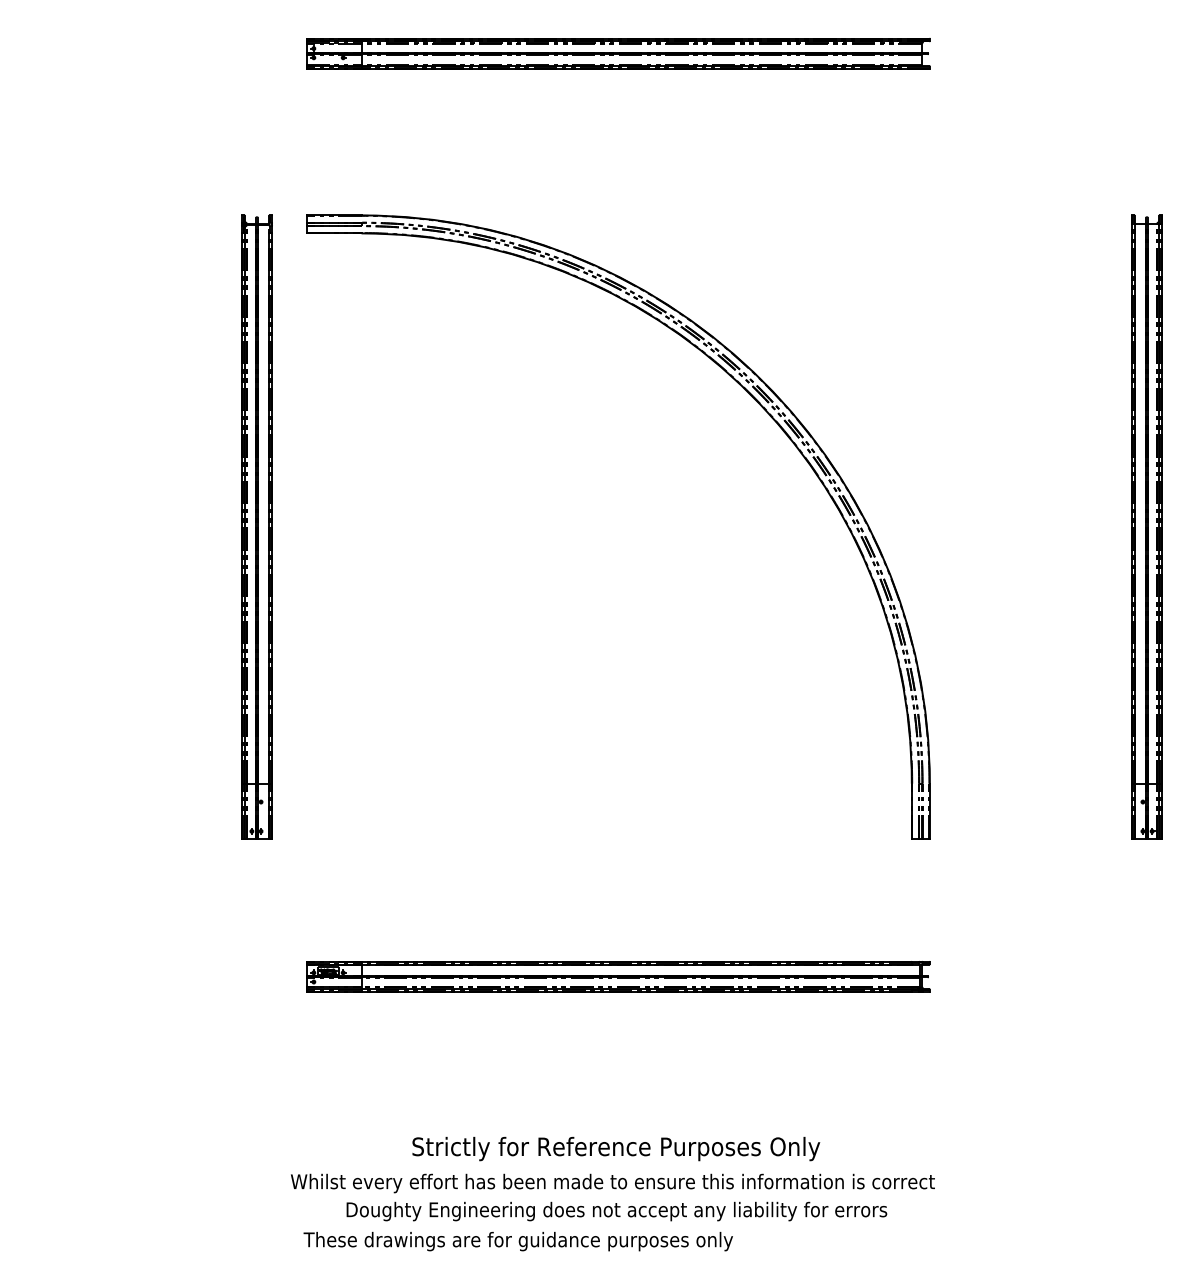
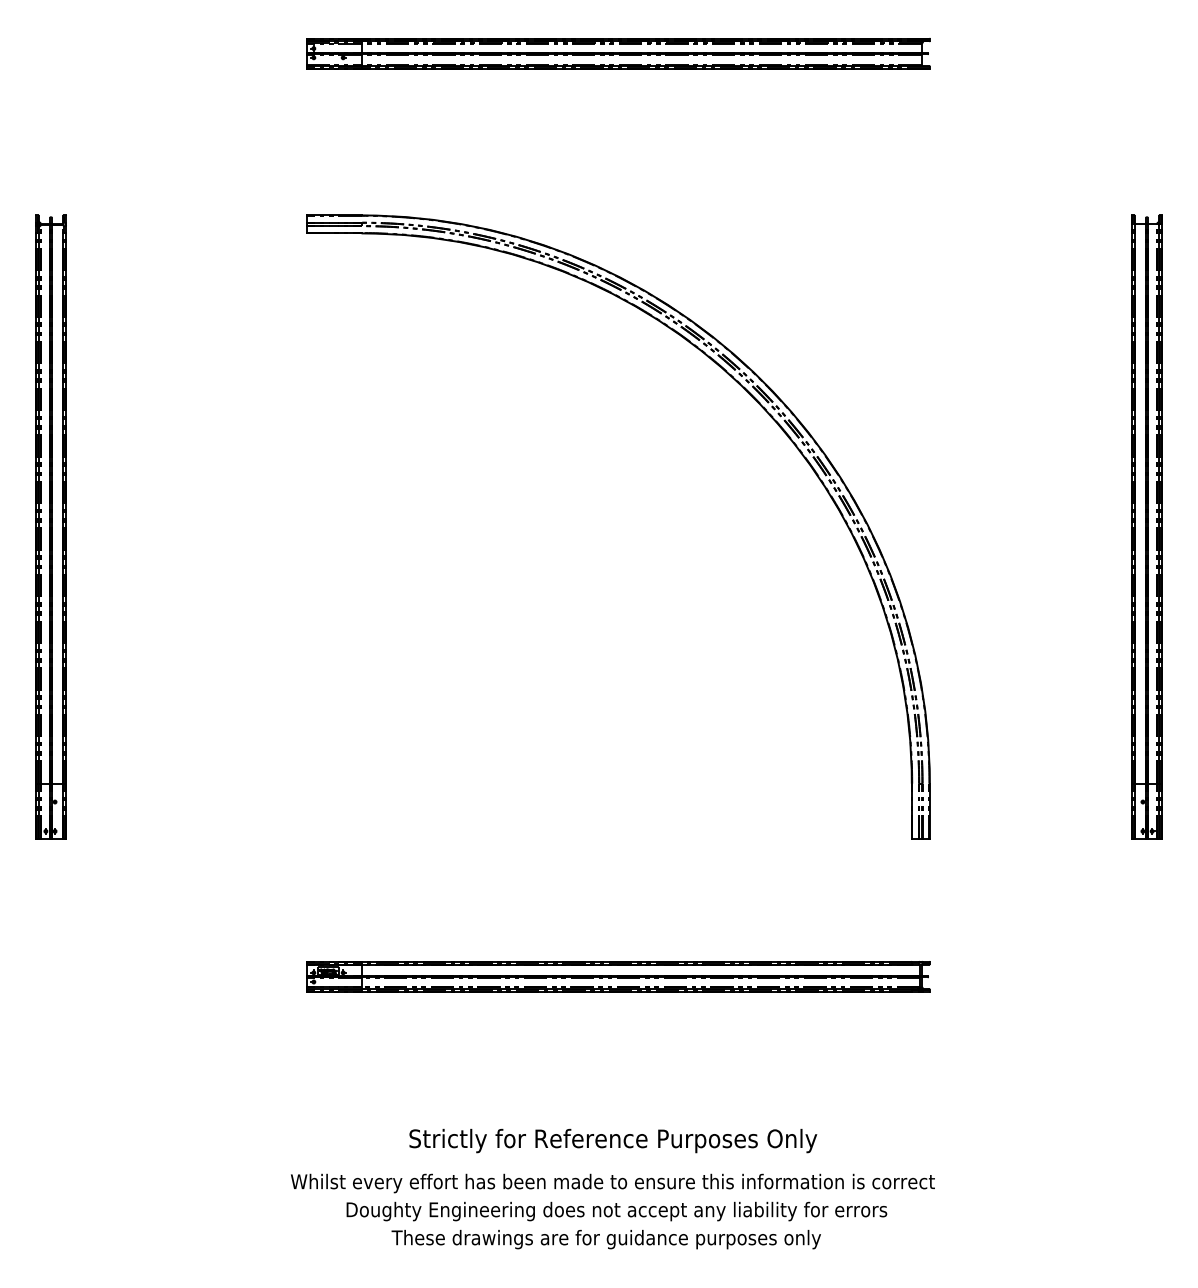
part position: (256, 526) -> (50, 526) (50, 526)
text position: (616, 1148) -> (613, 1140) (613, 1140)
text position: (517, 1241) -> (605, 1239) (605, 1239)
